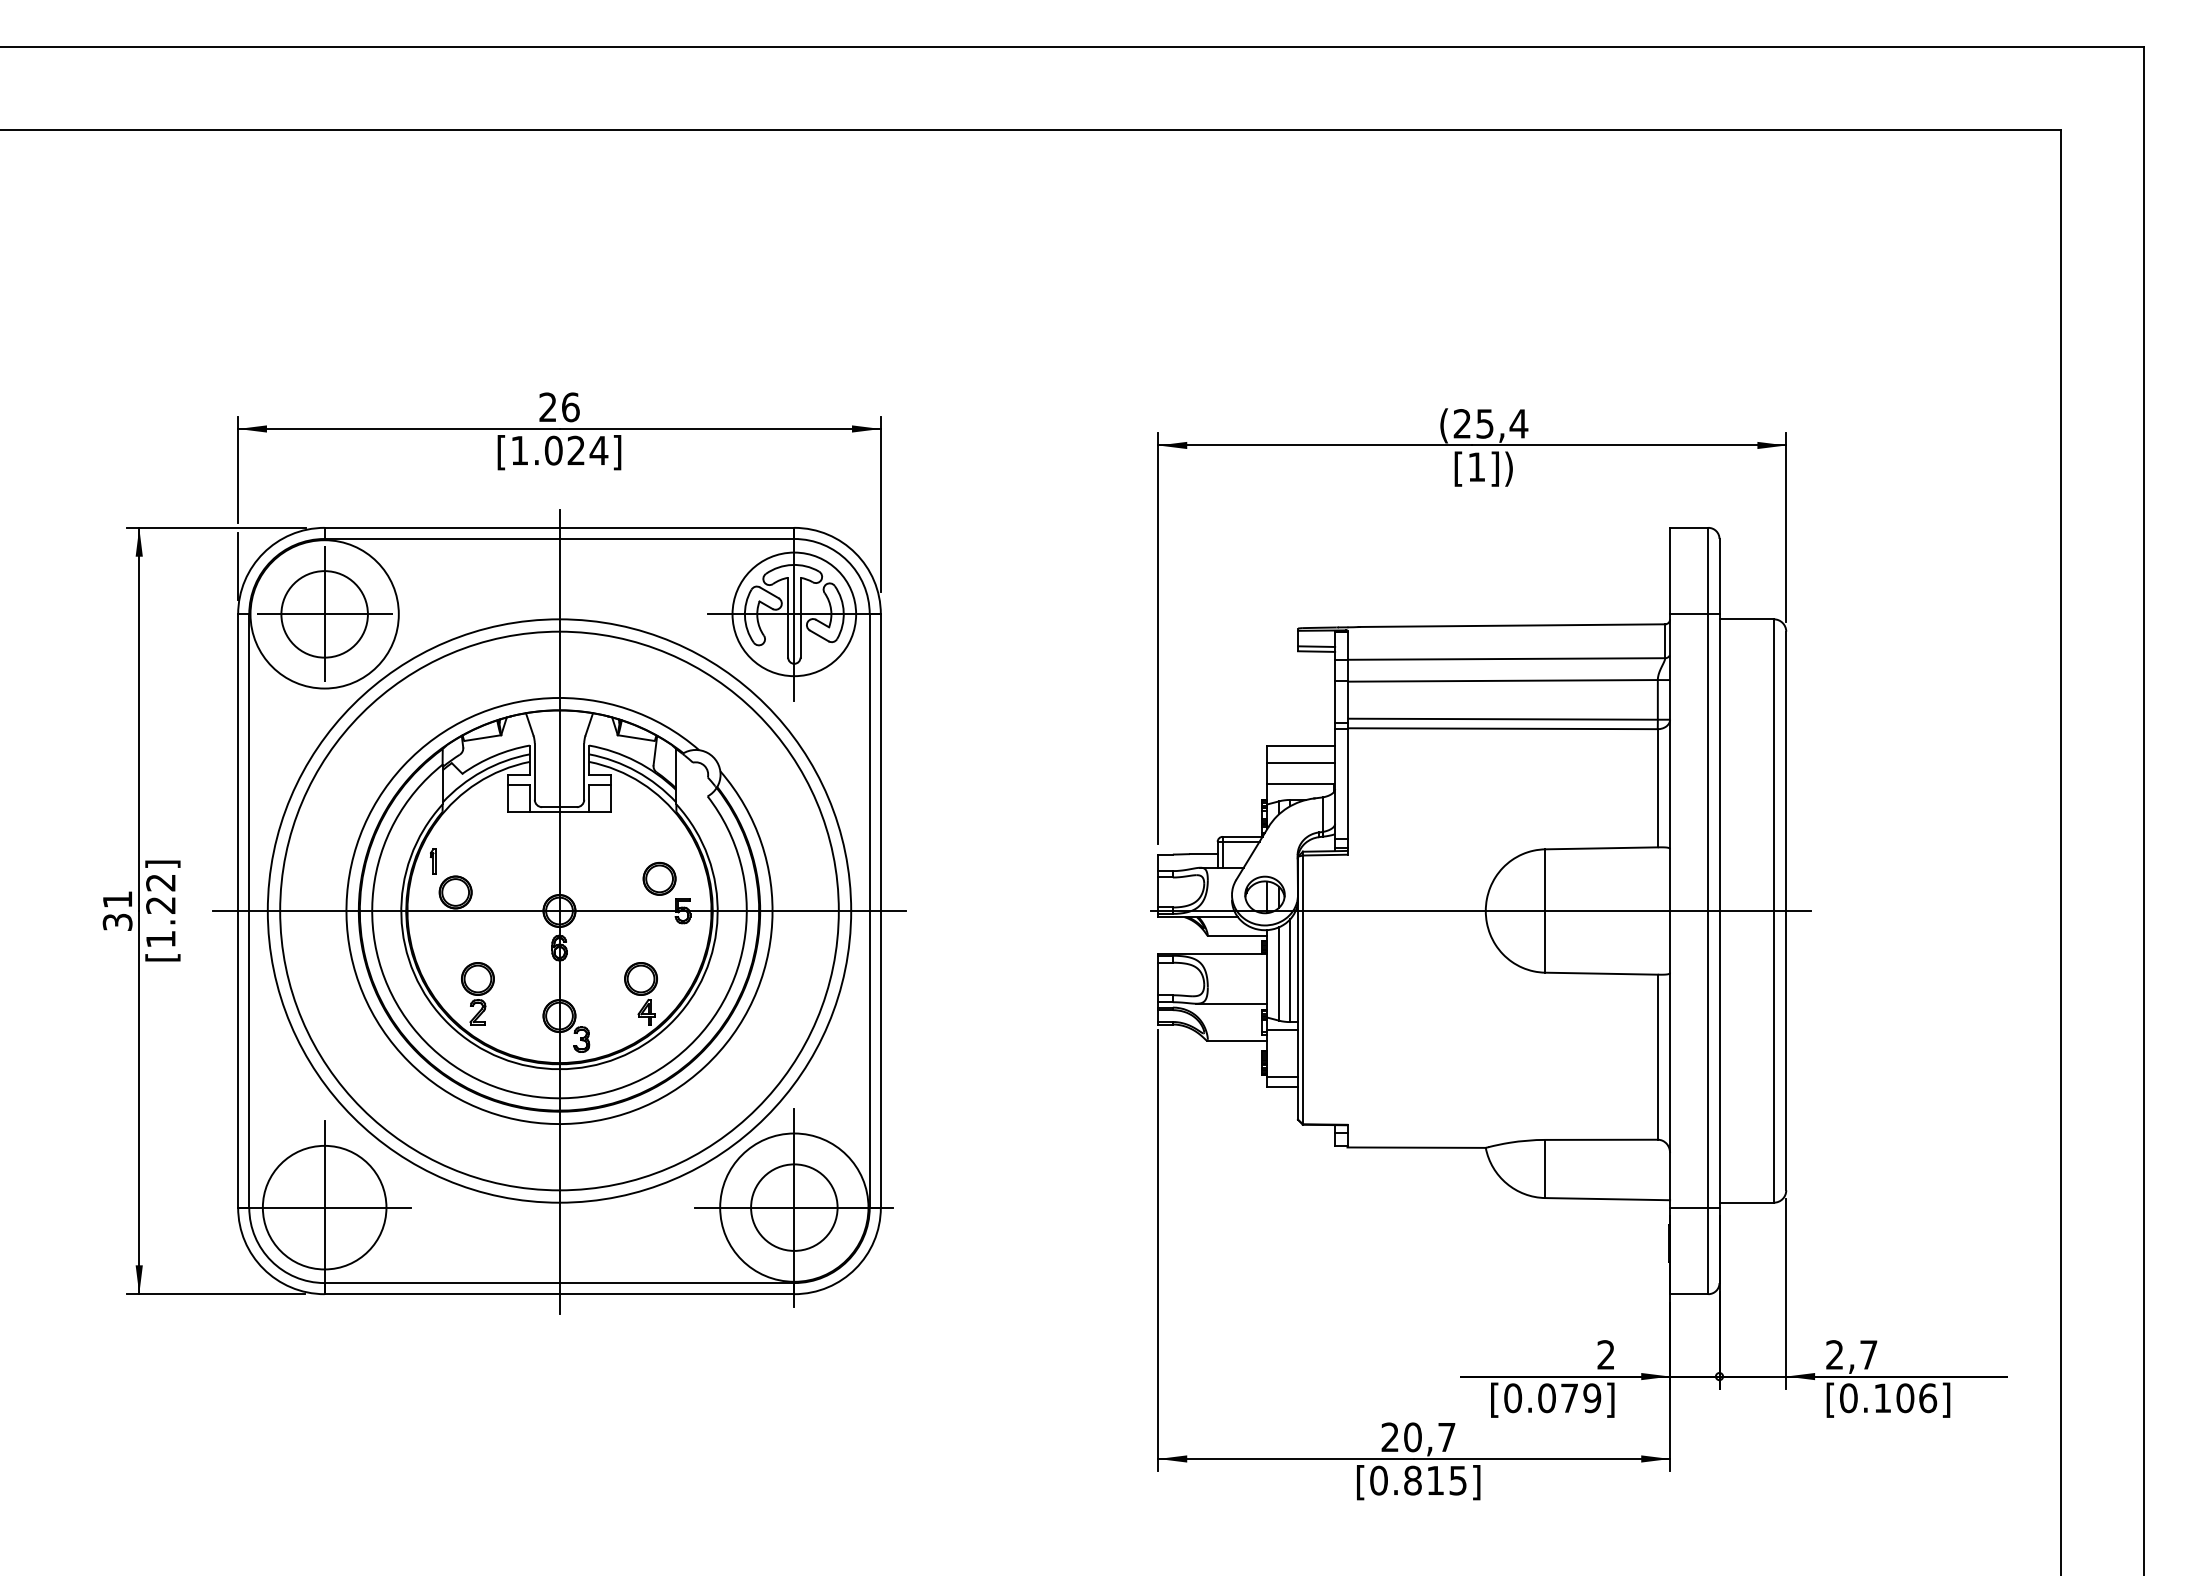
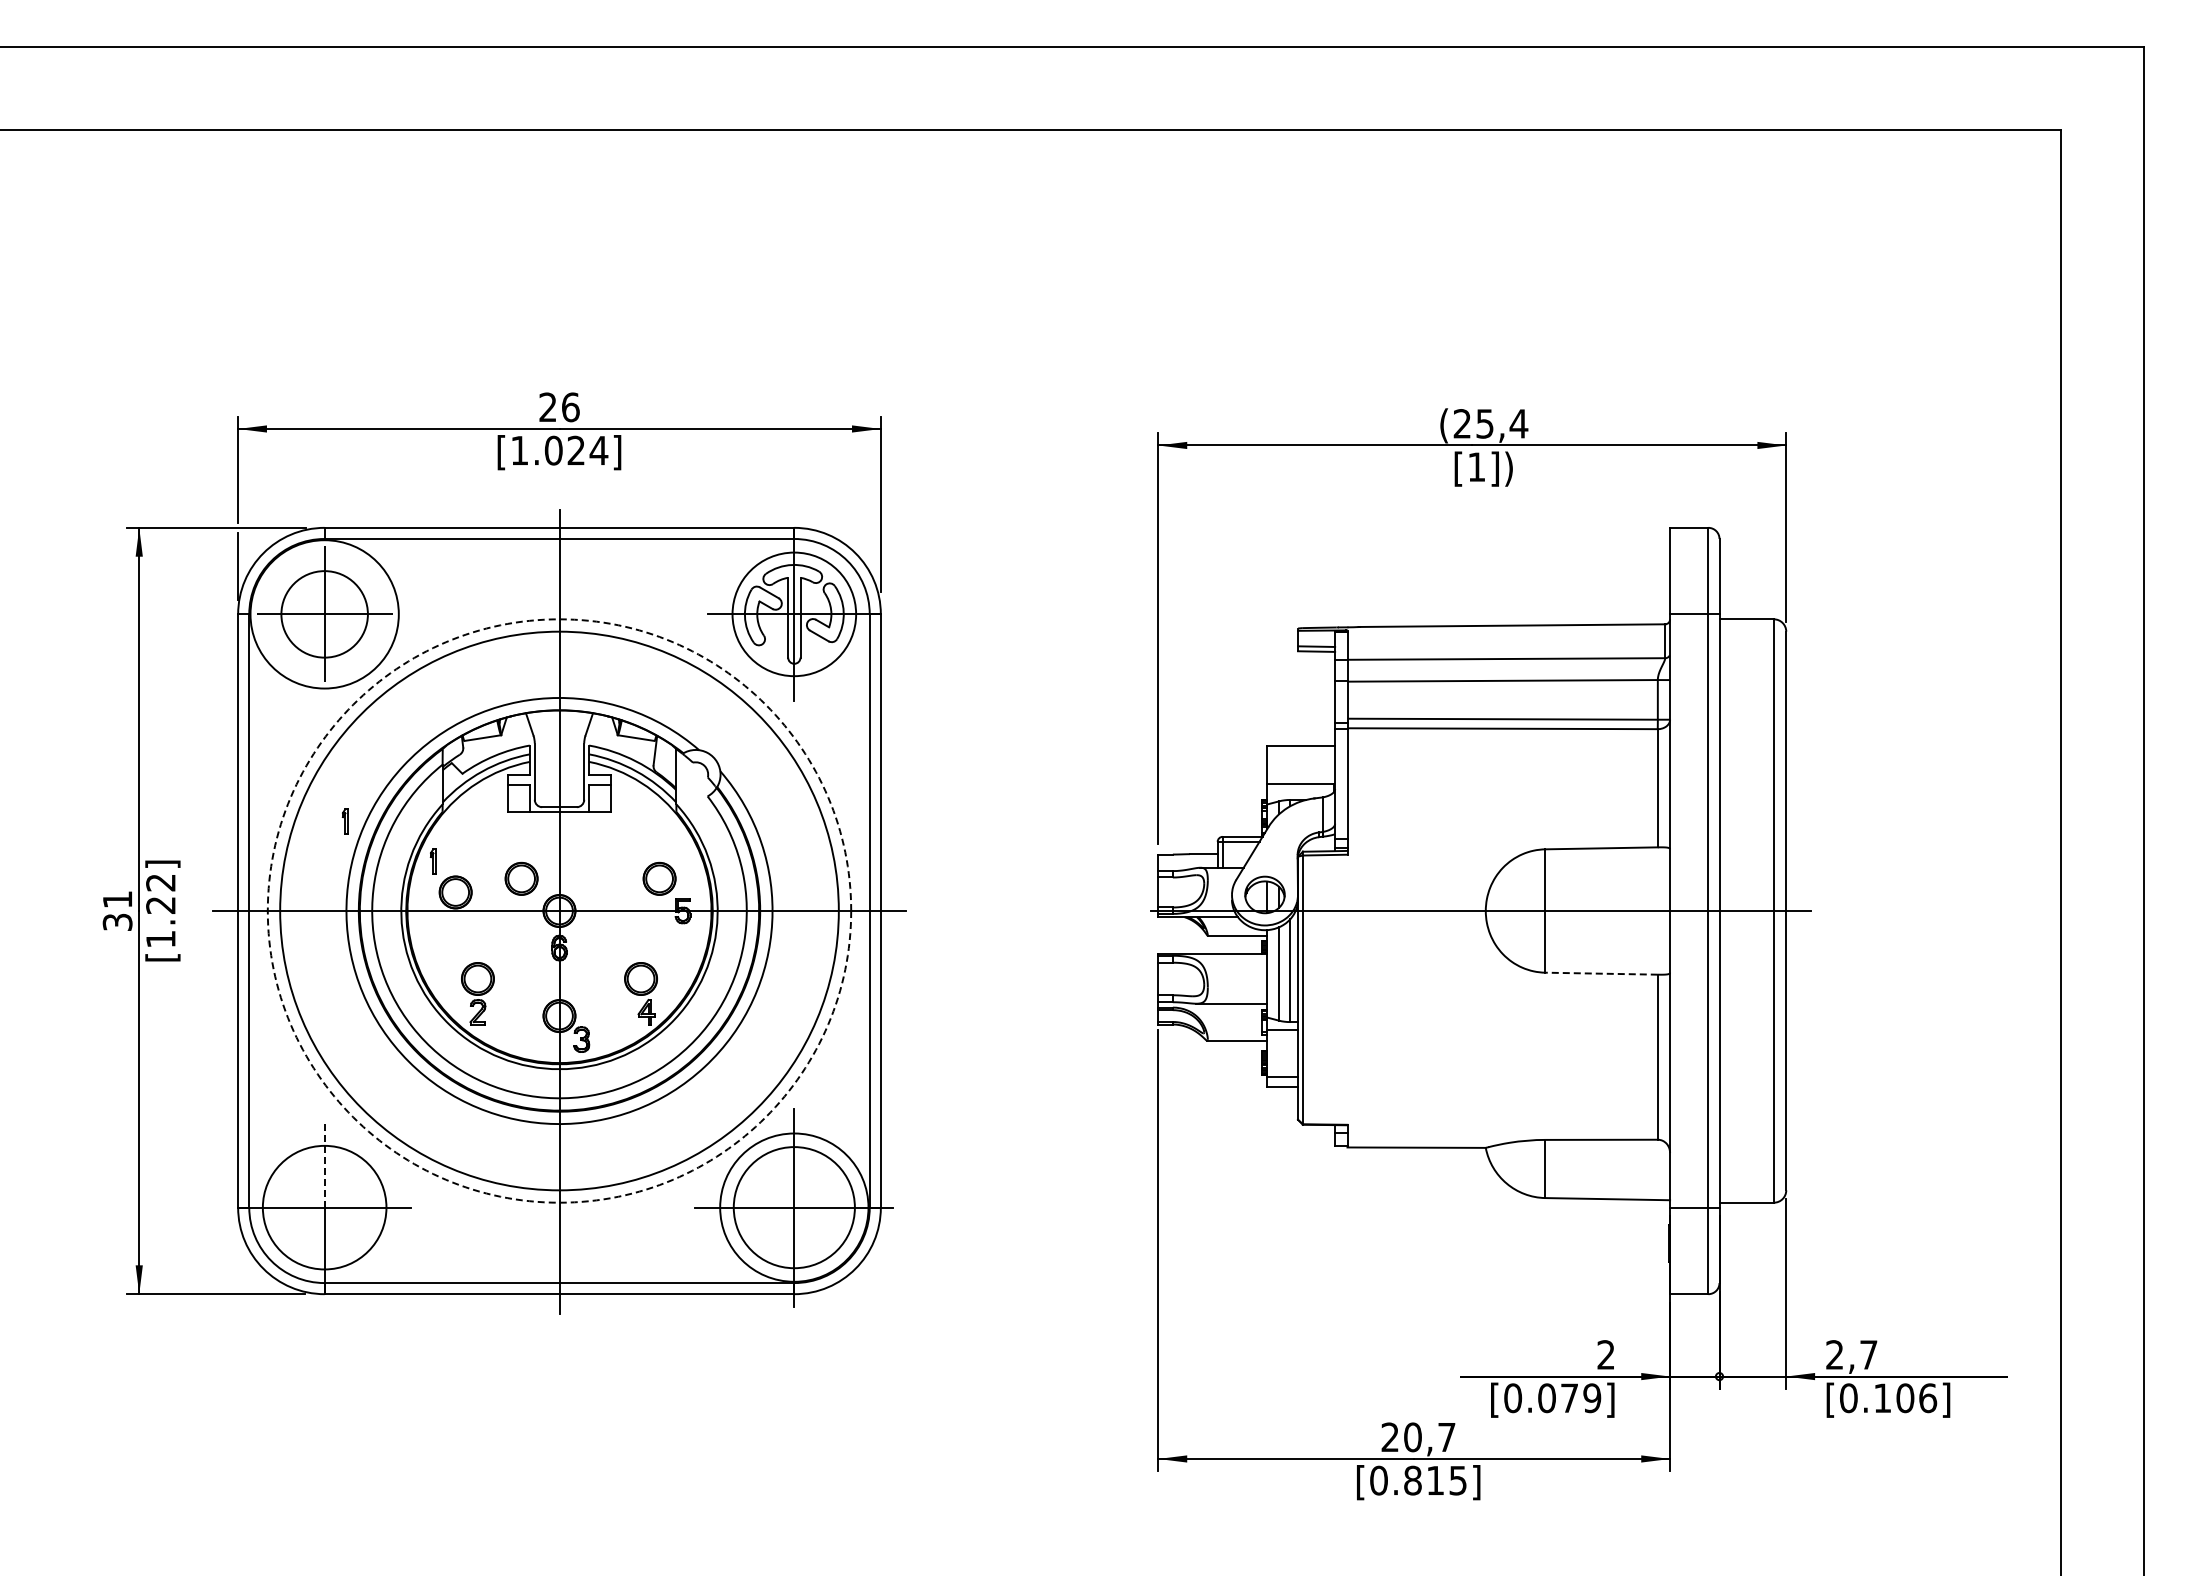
line: present -> none (1301, 763)
part: none -> present (344, 821)
part: none -> present (521, 878)
circle: solid -> dashed (559, 910)
line: solid -> dashed (1601, 973)
line: solid -> dashed (324, 1163)
circle diameter: 87 px -> 121 px (793, 1207)
